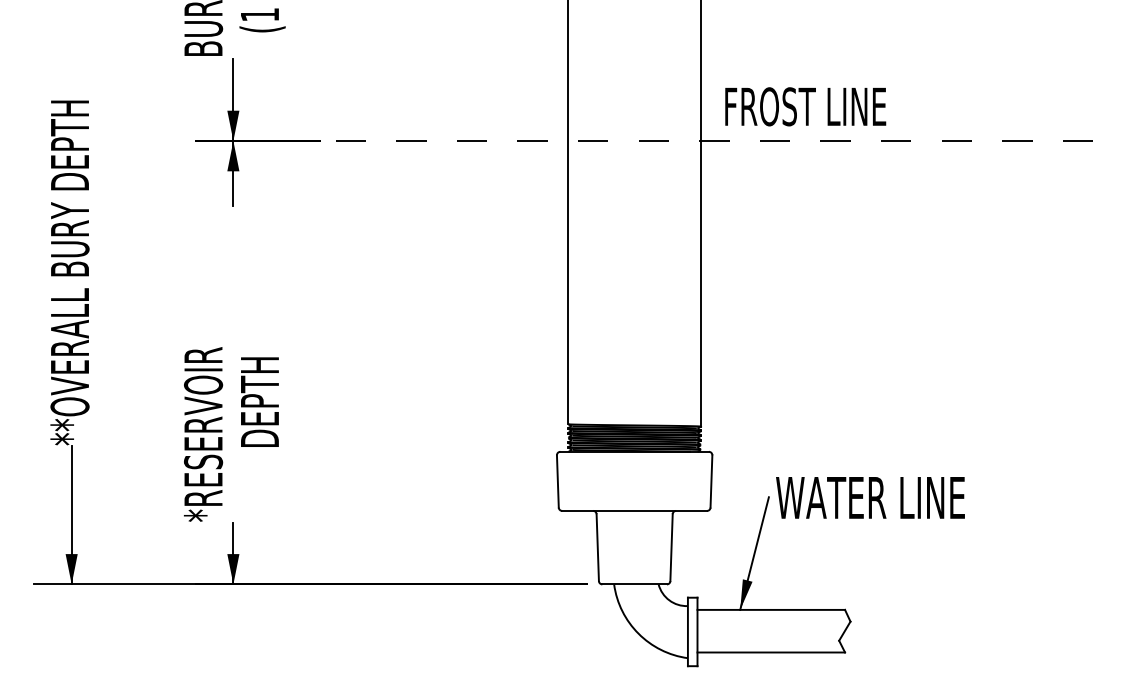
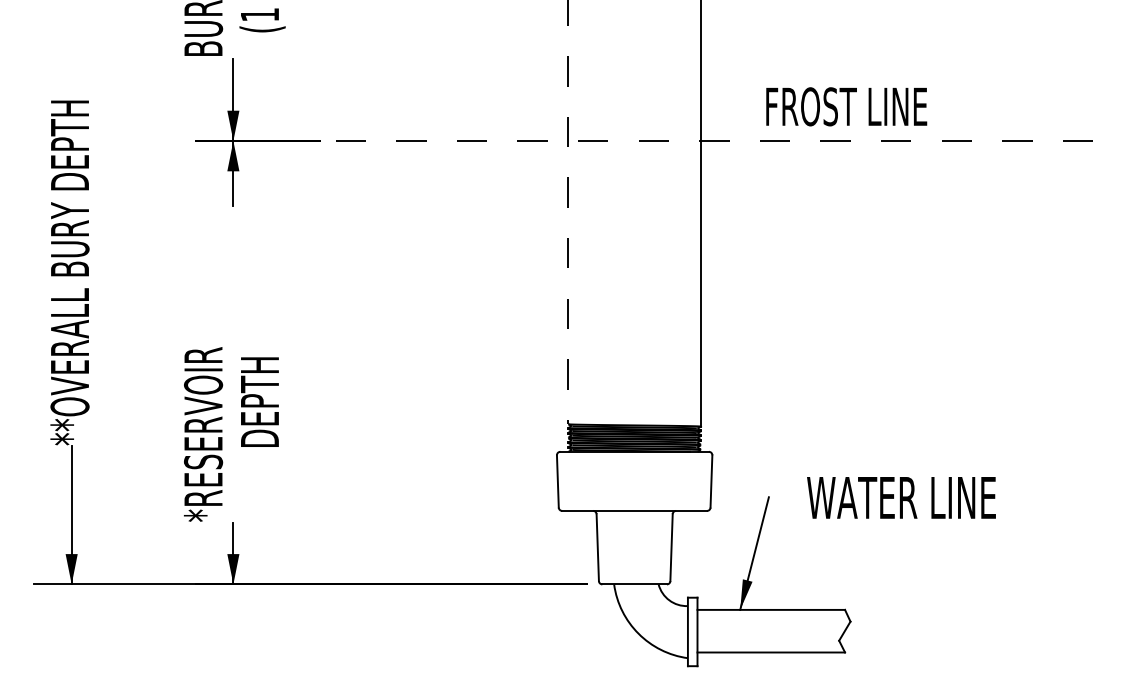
text position: (805, 106) -> (846, 106) (846, 106)
line: solid -> dashed (568, 212)
text position: (870, 497) -> (901, 497) (901, 497)
